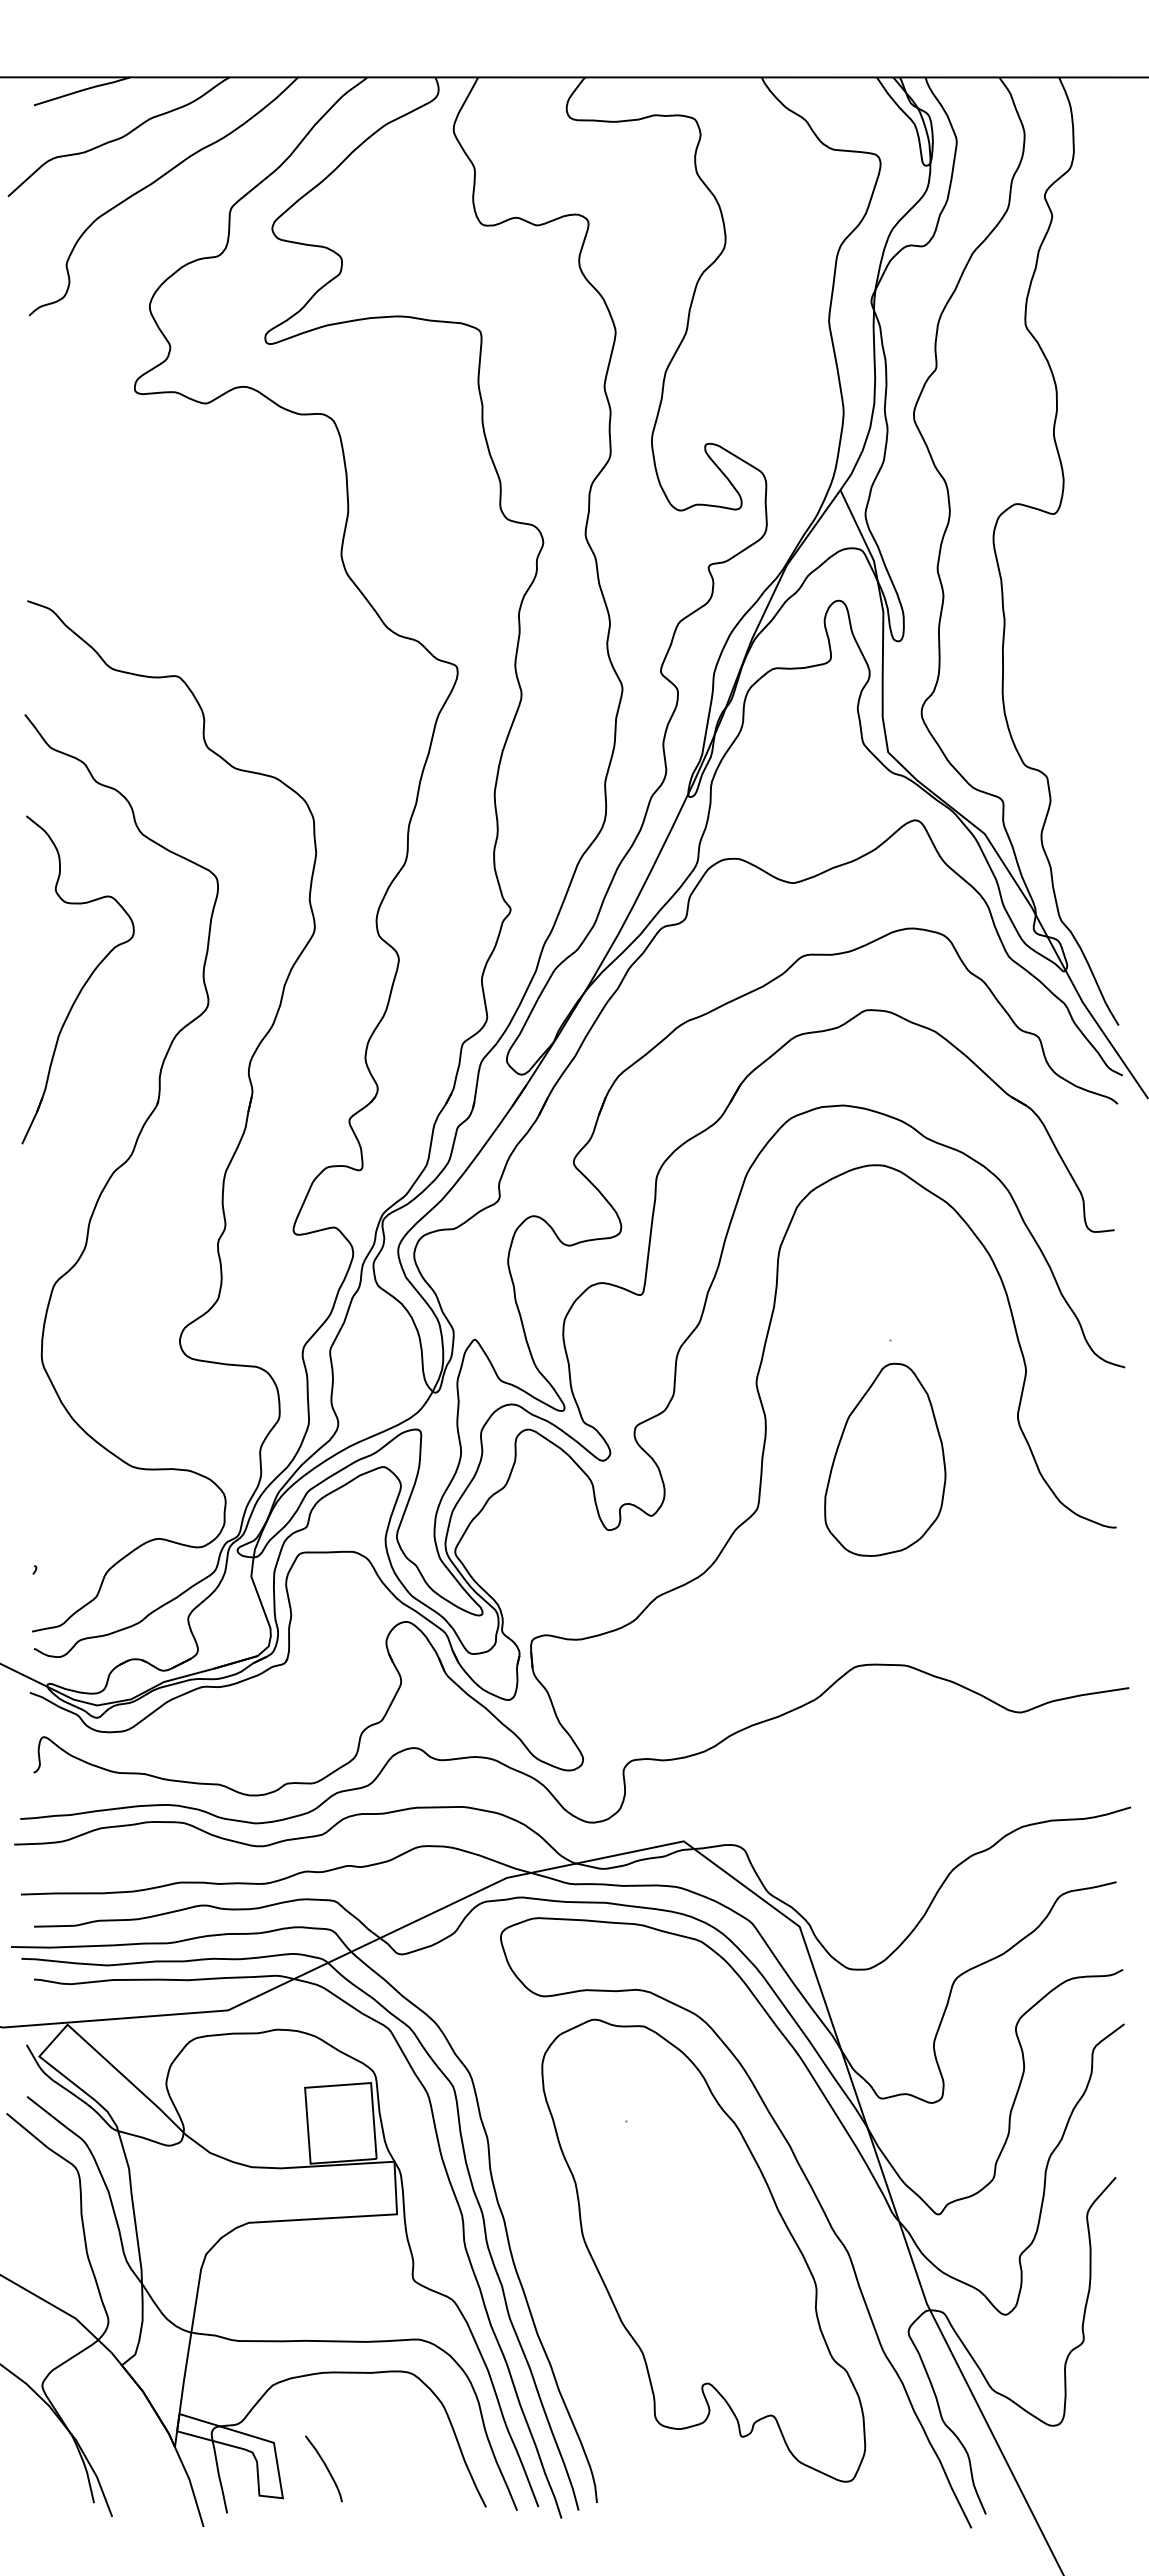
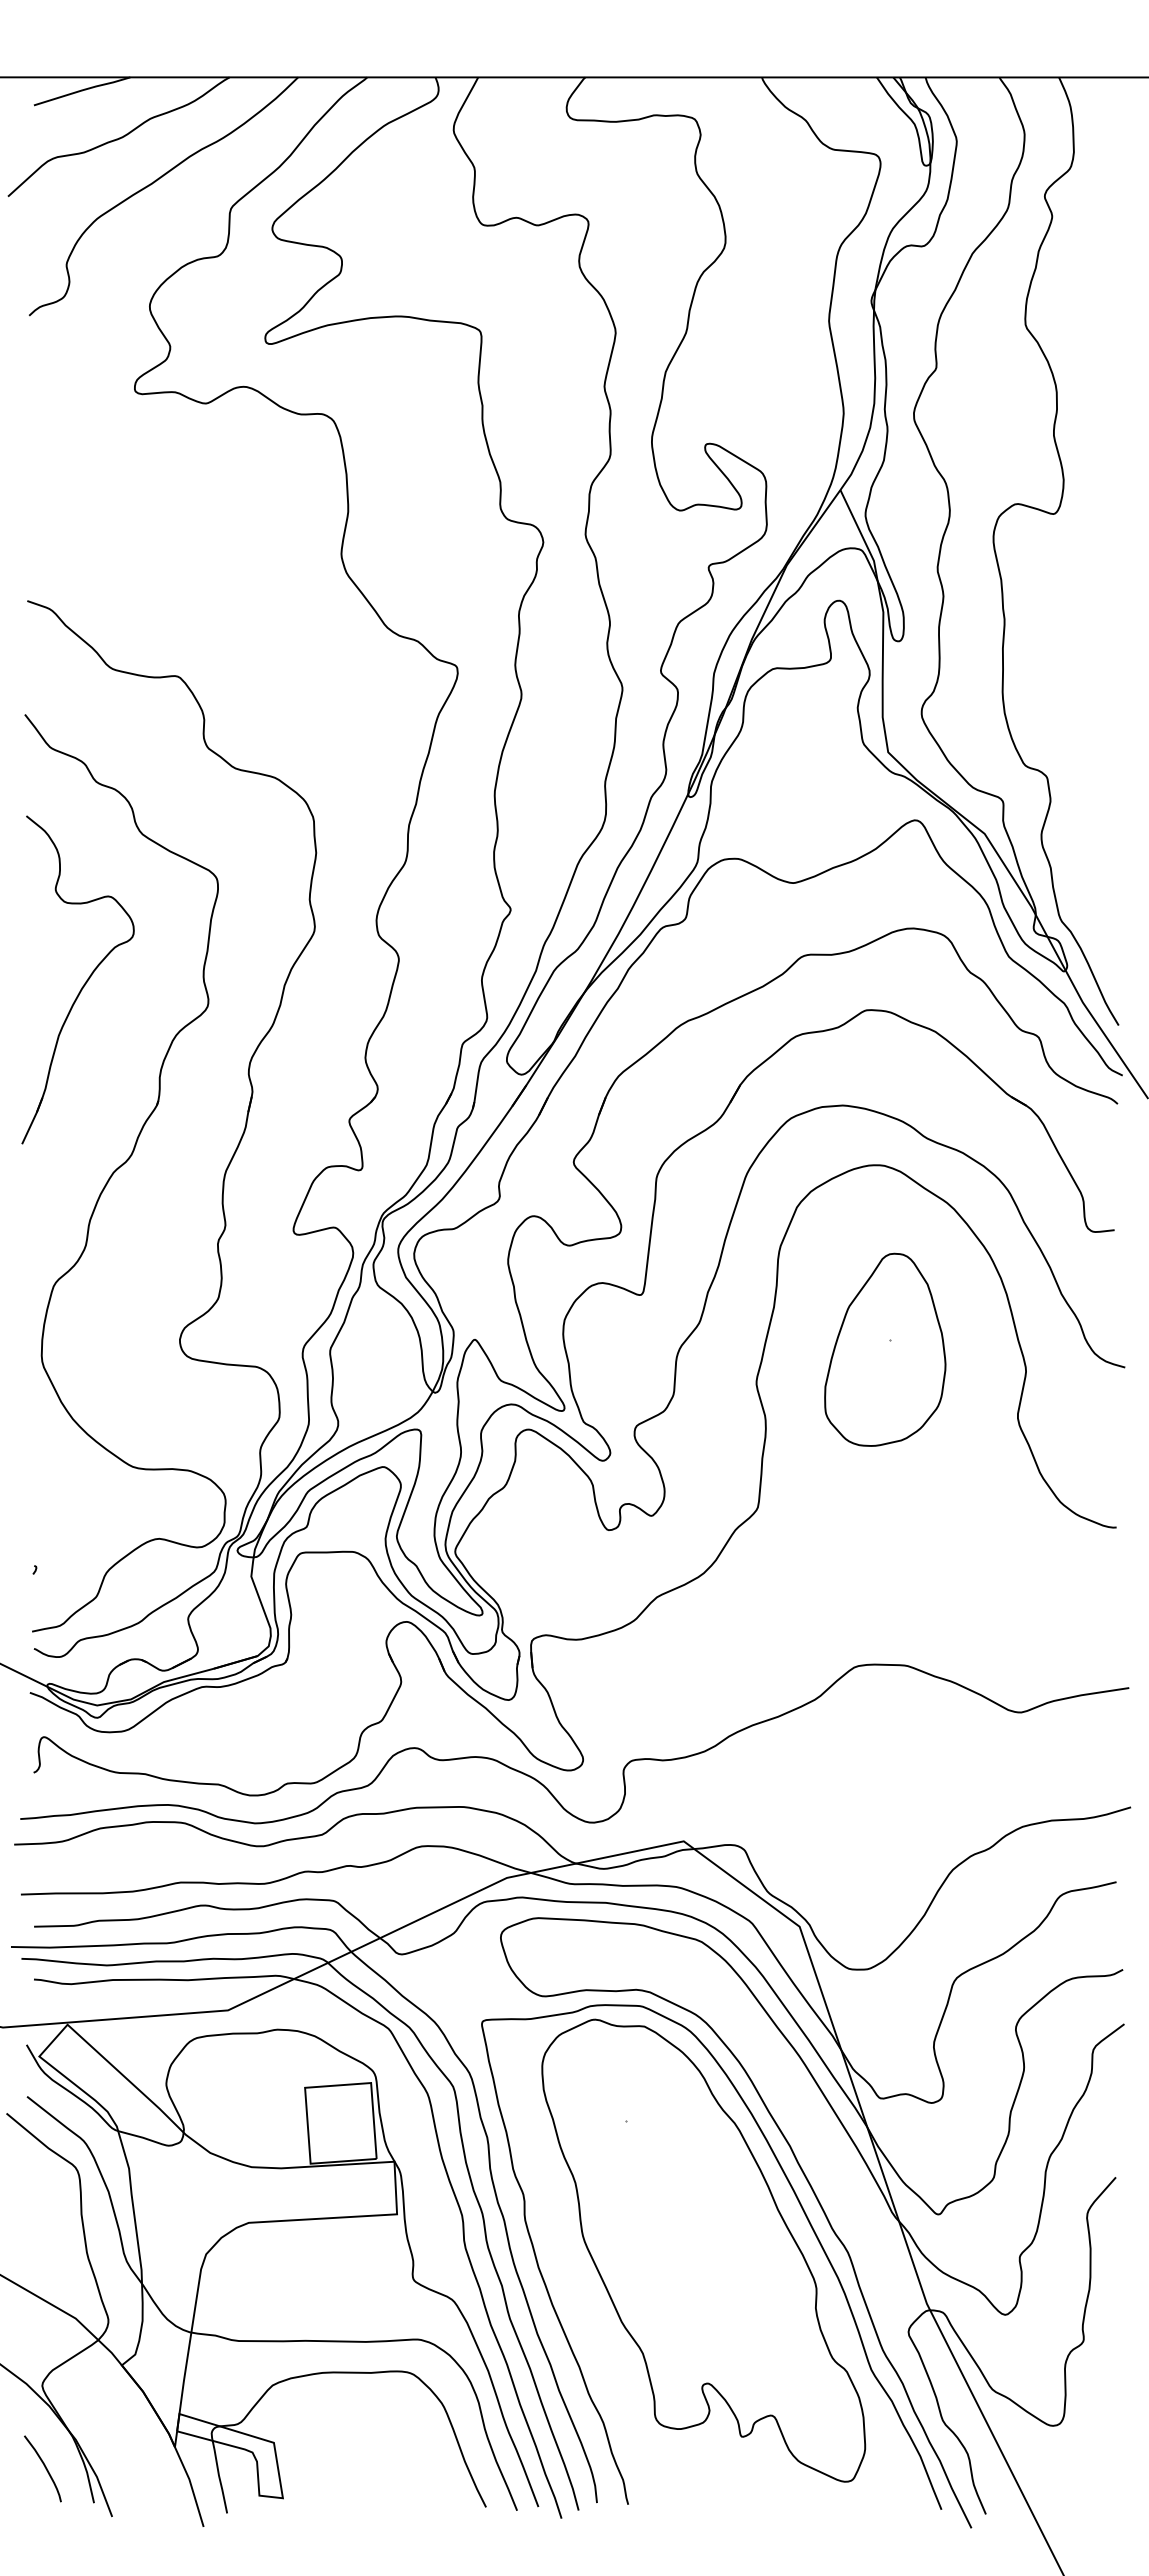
part position: (885, 1459) -> (885, 1349) (885, 1349)
curve: none -> present (802, 2210)
curve position: (325, 2467) -> (44, 2467) (44, 2467)
